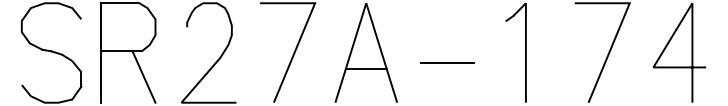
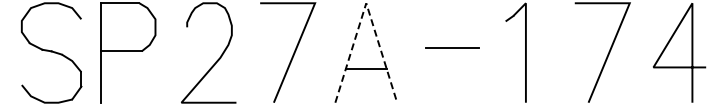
line: solid -> dashed (366, 3)
line position: (447, 62) -> (452, 47) (452, 47)
line: present -> none (143, 76)
